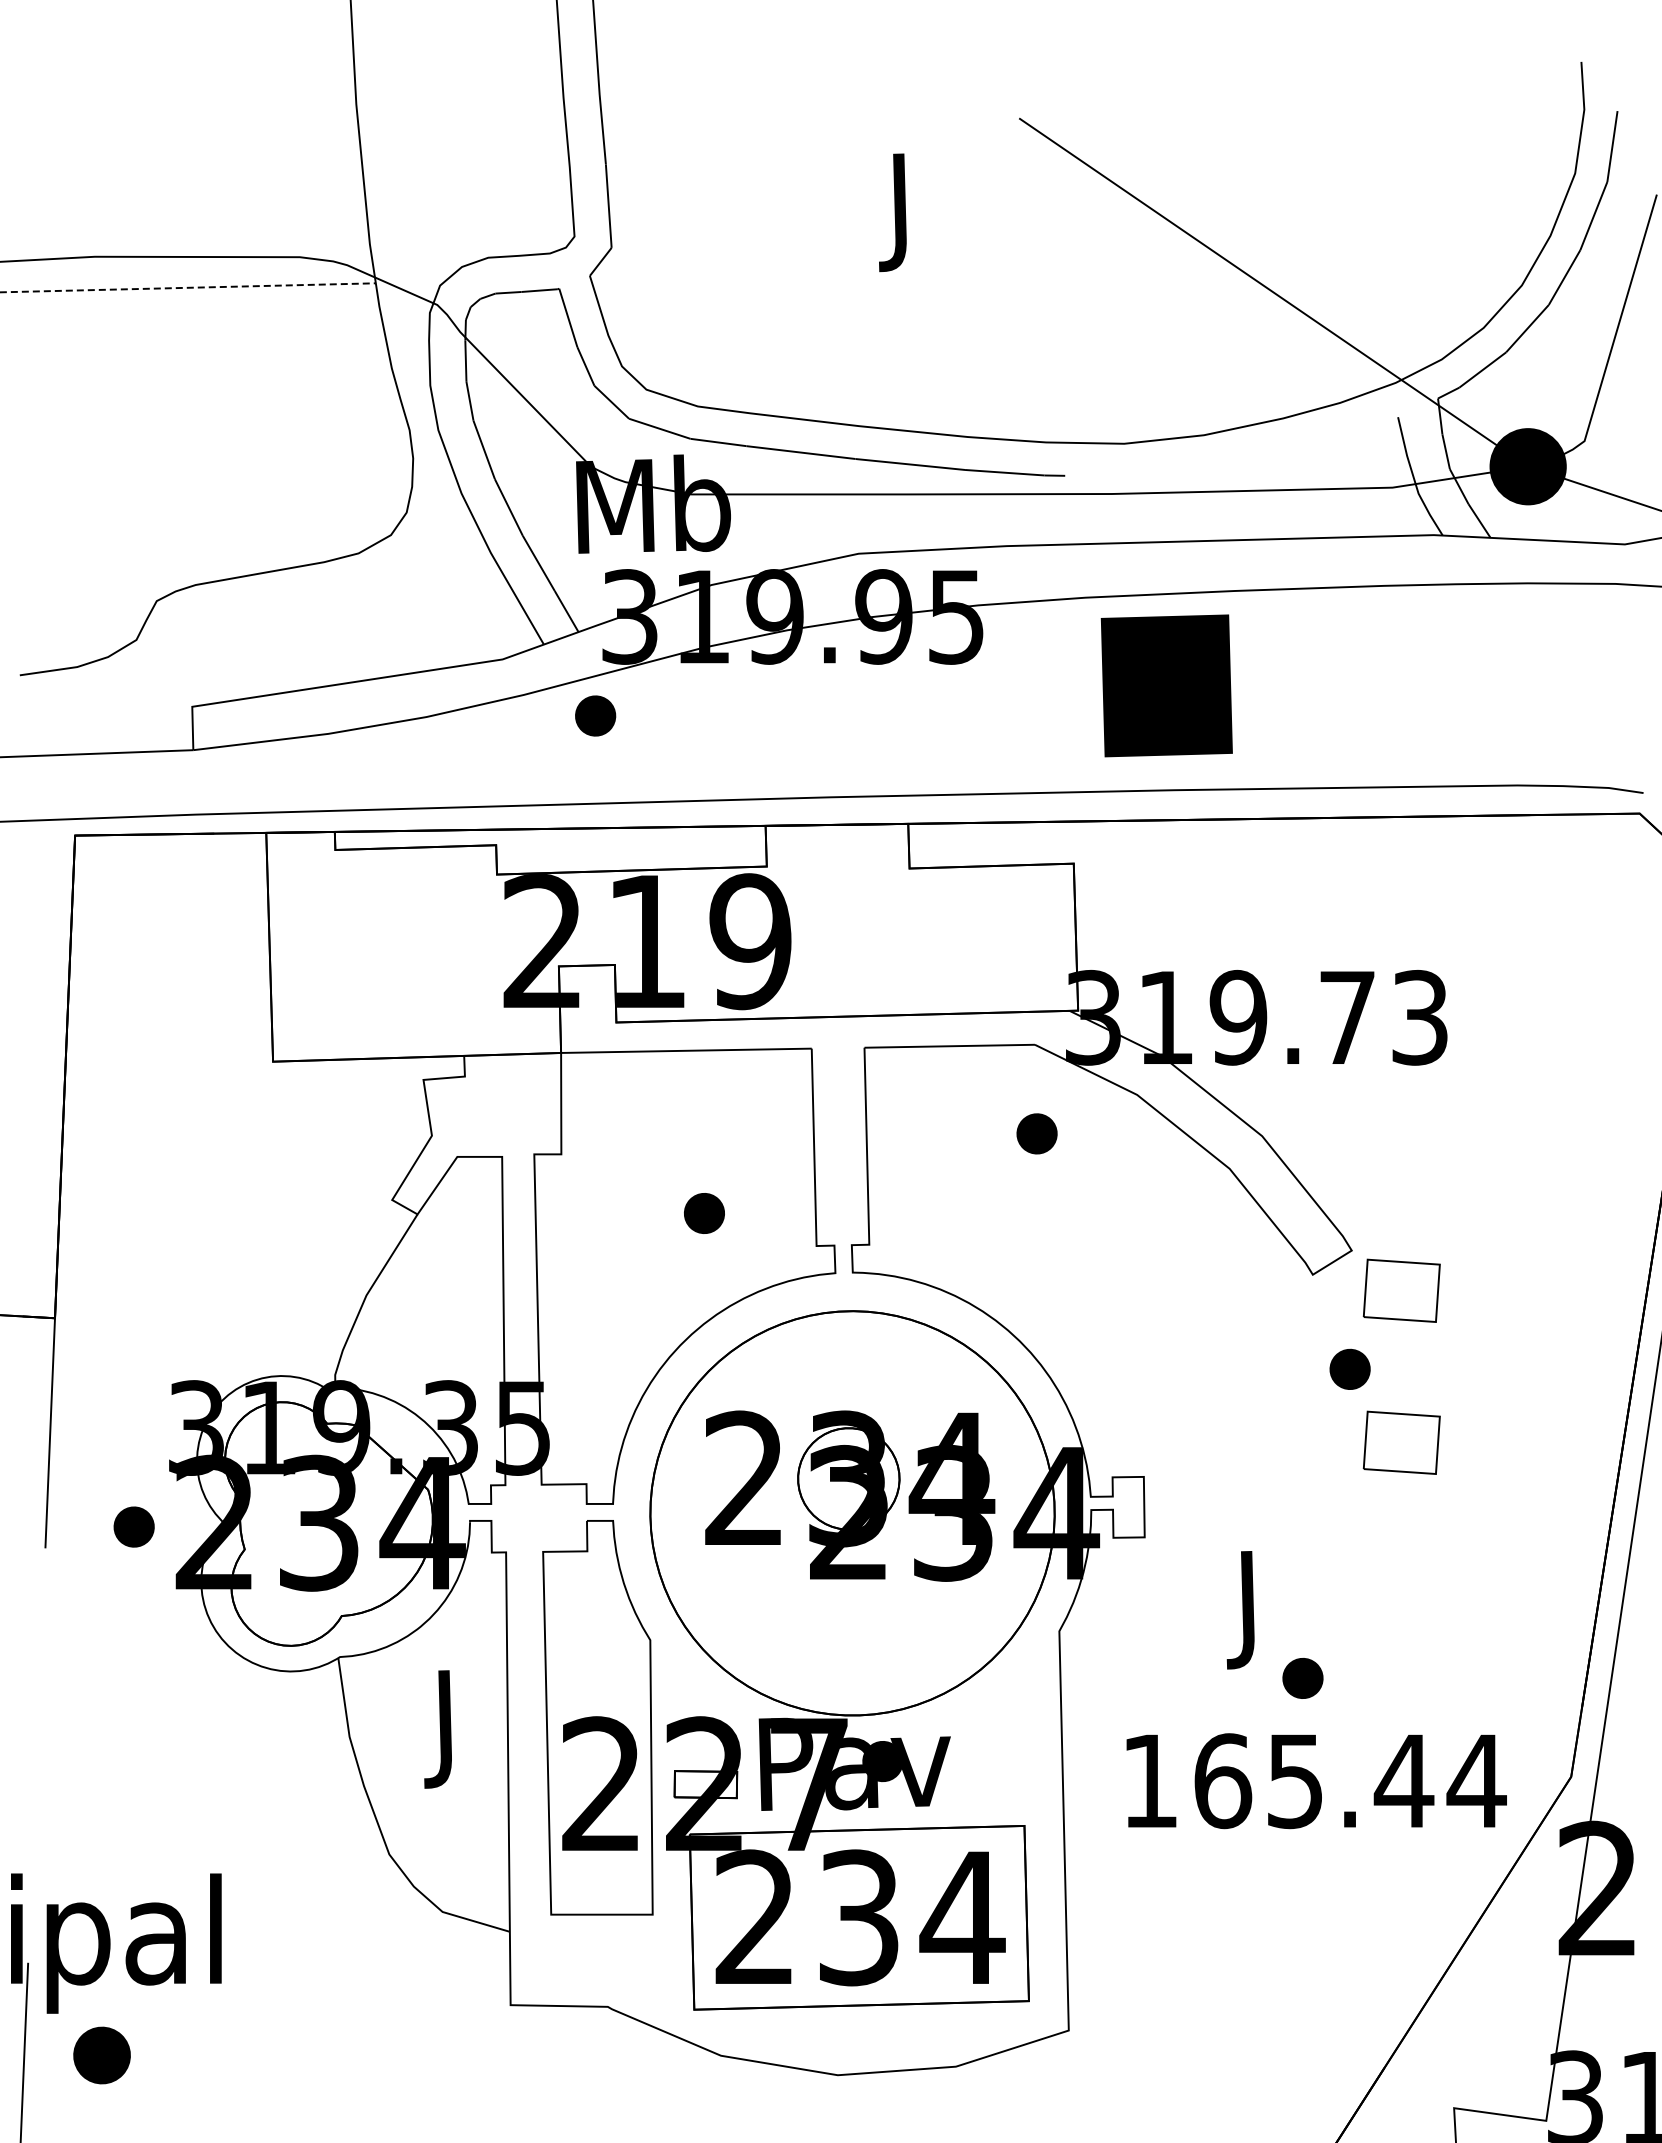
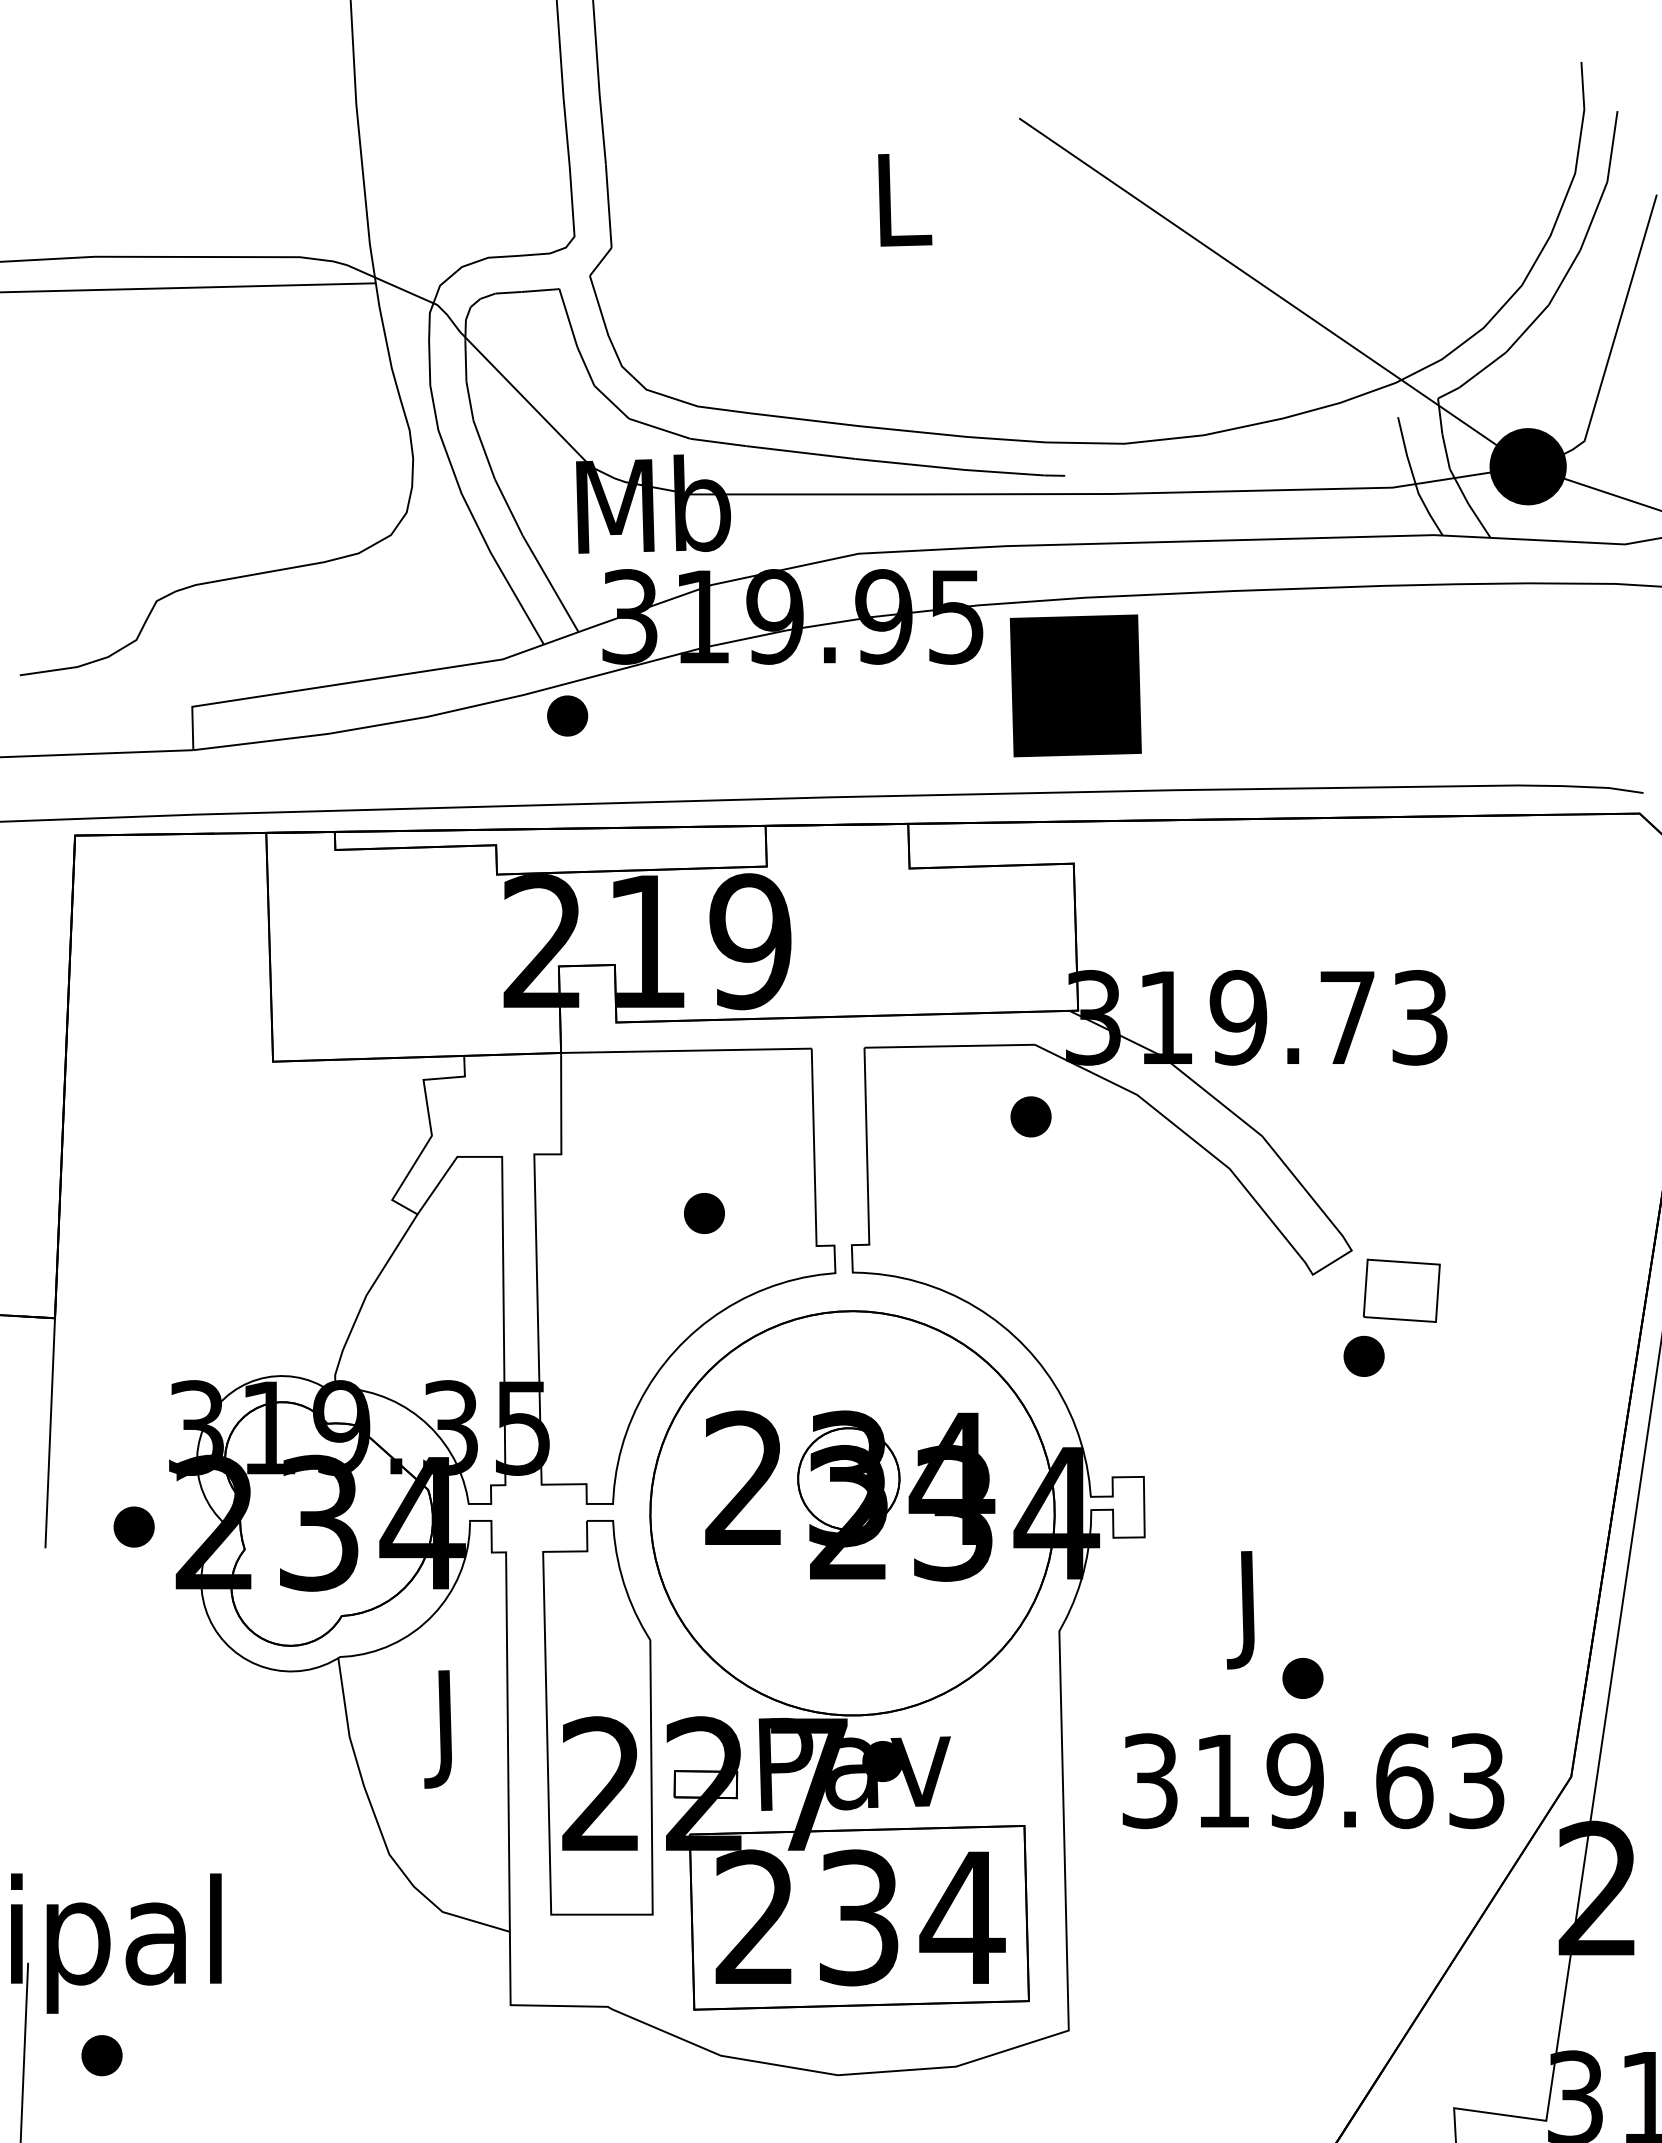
text: J -> L (905, 212)
line: dashed -> solid (188, 287)
text position: (1166, 685) -> (1075, 685) (1075, 685)
part position: (595, 715) -> (567, 715) (567, 715)
part position: (1036, 1133) -> (1030, 1116) (1030, 1116)
part position: (1349, 1368) -> (1363, 1355) (1363, 1355)
part: present -> none (1401, 1442)
text: 165.44 -> 319.63 (1314, 1781)
part size: 58x59 px -> 42x42 px (101, 2055)
